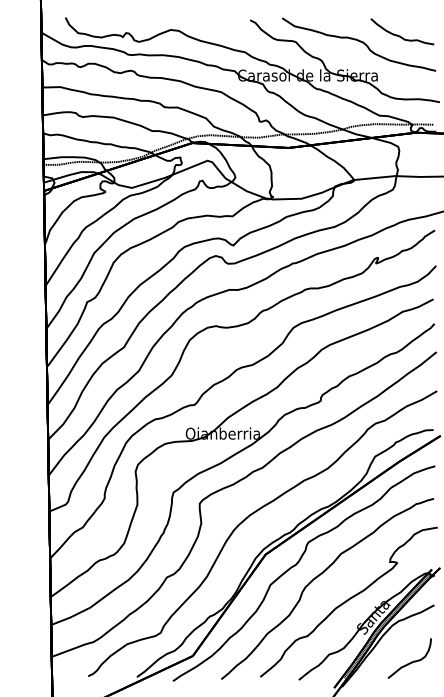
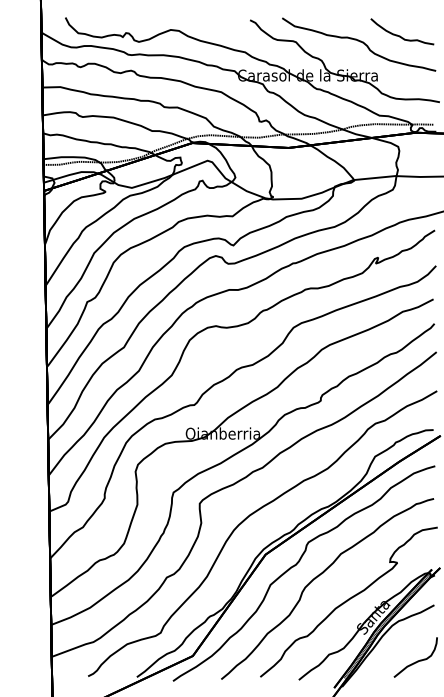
part position: (409, 658) -> (415, 657) (415, 657)
